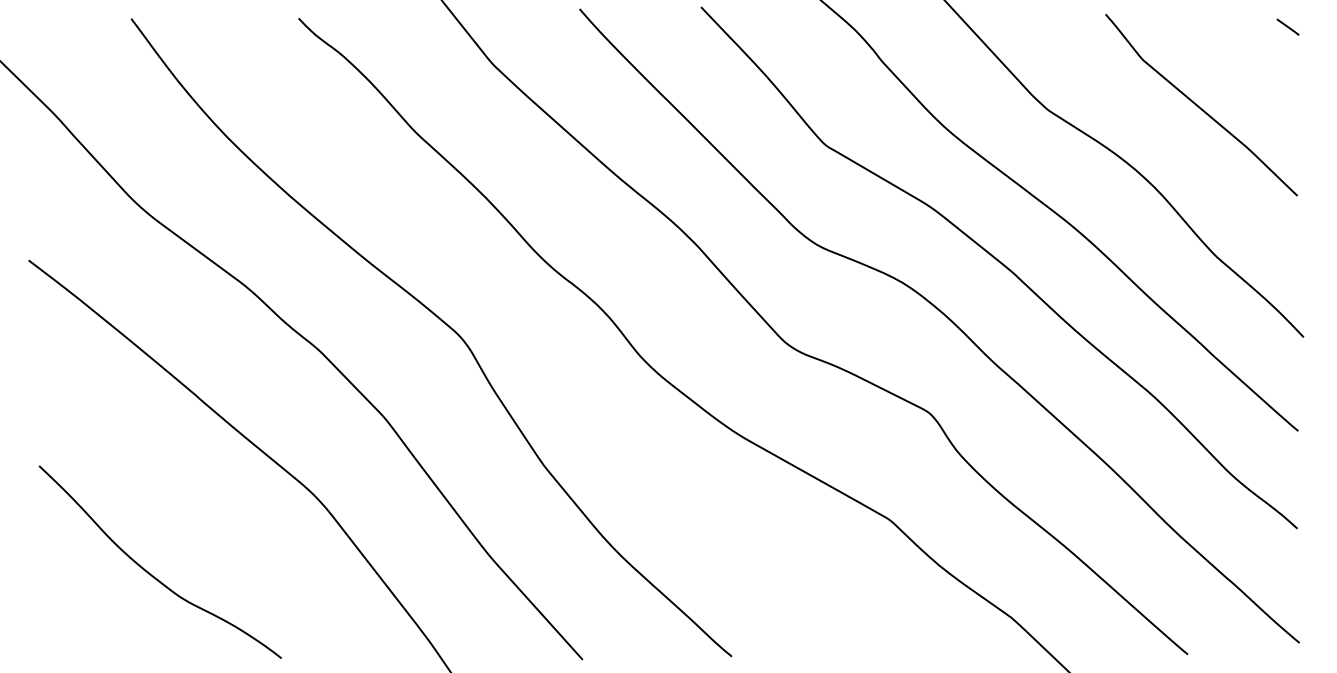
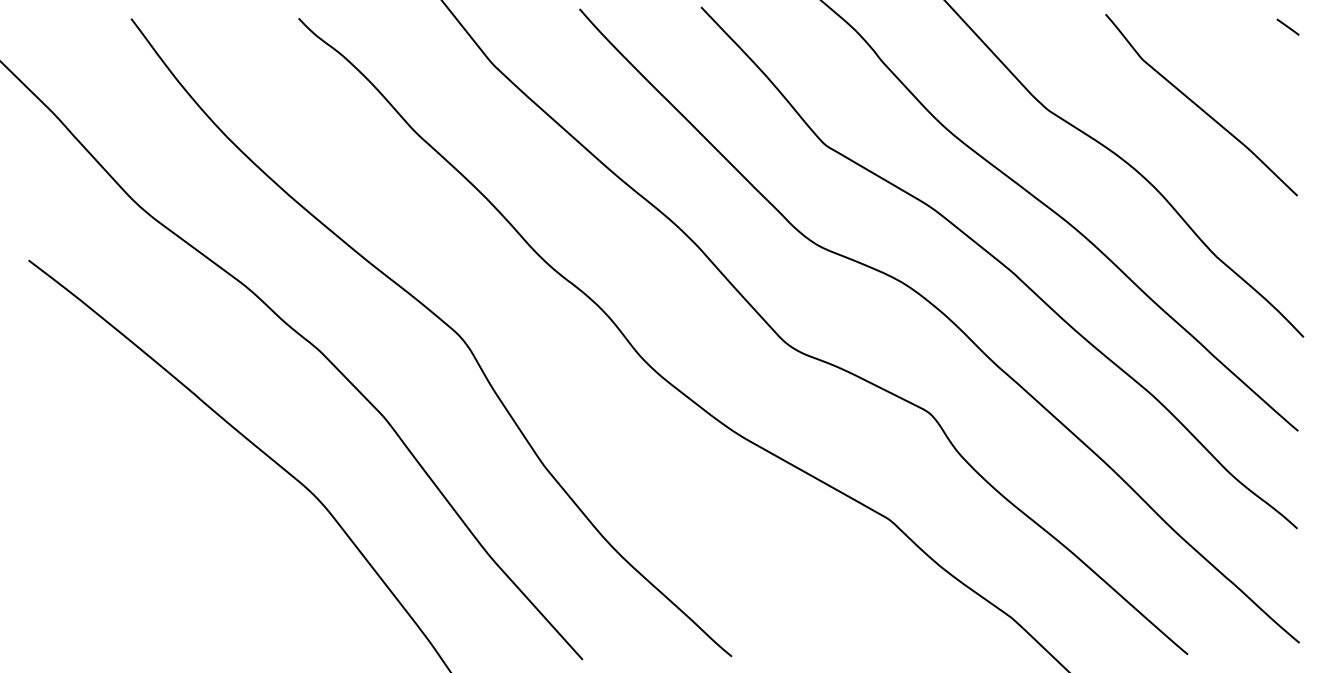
curve: present -> none (148, 571)
